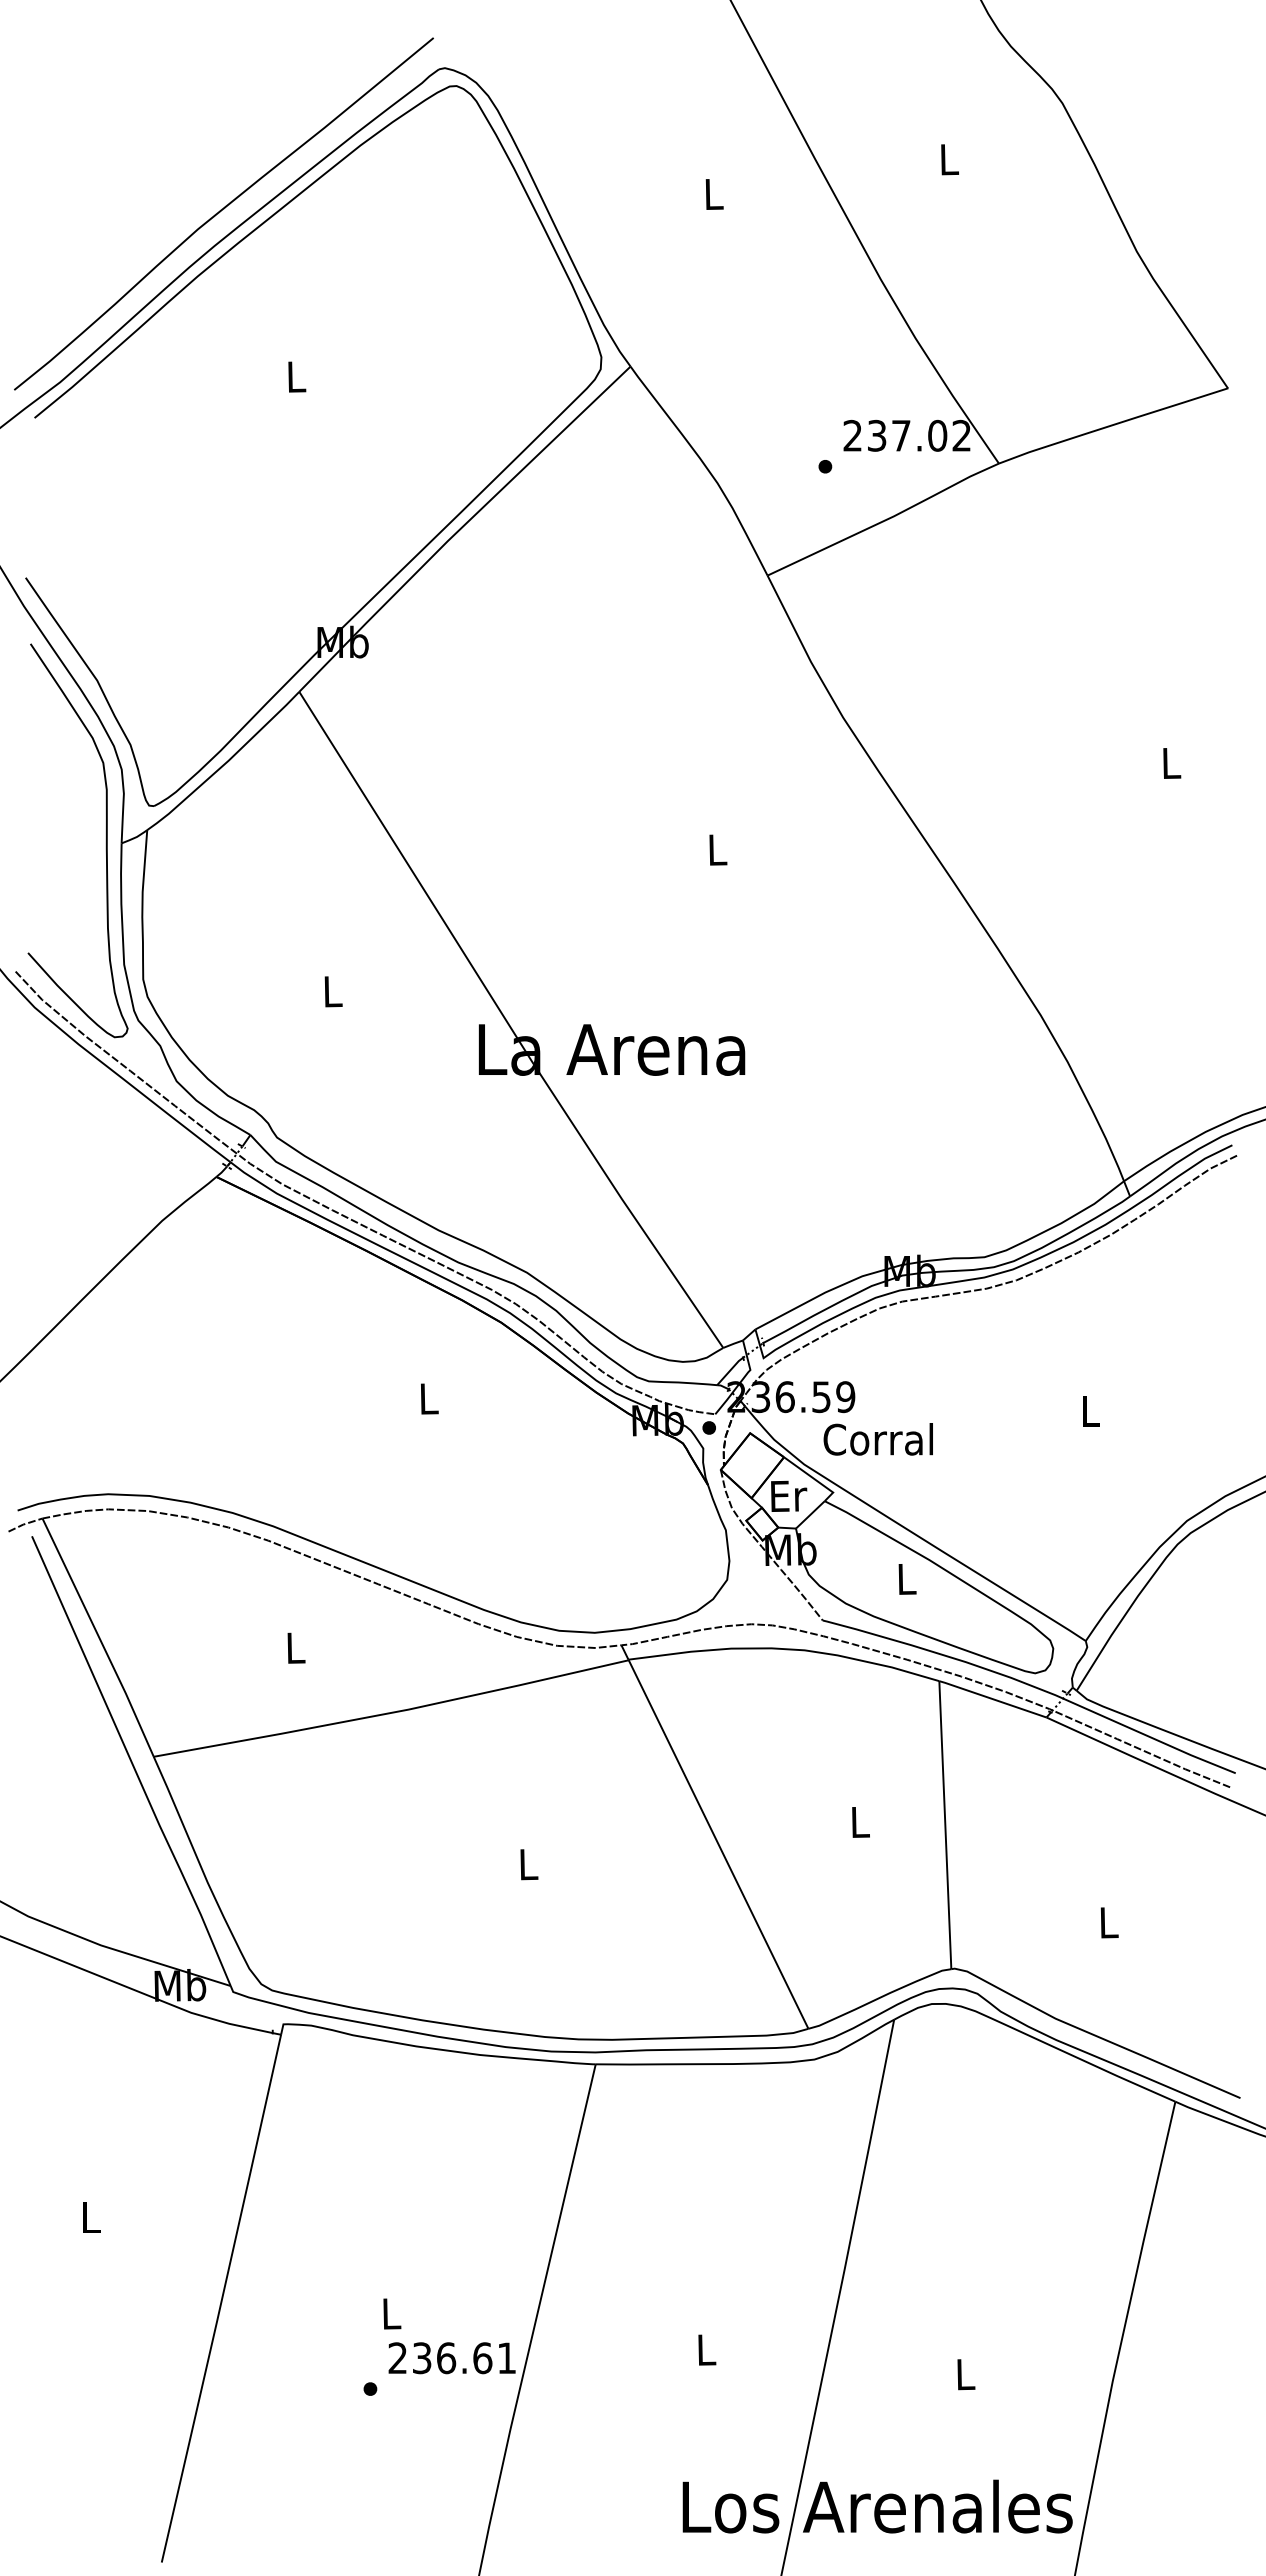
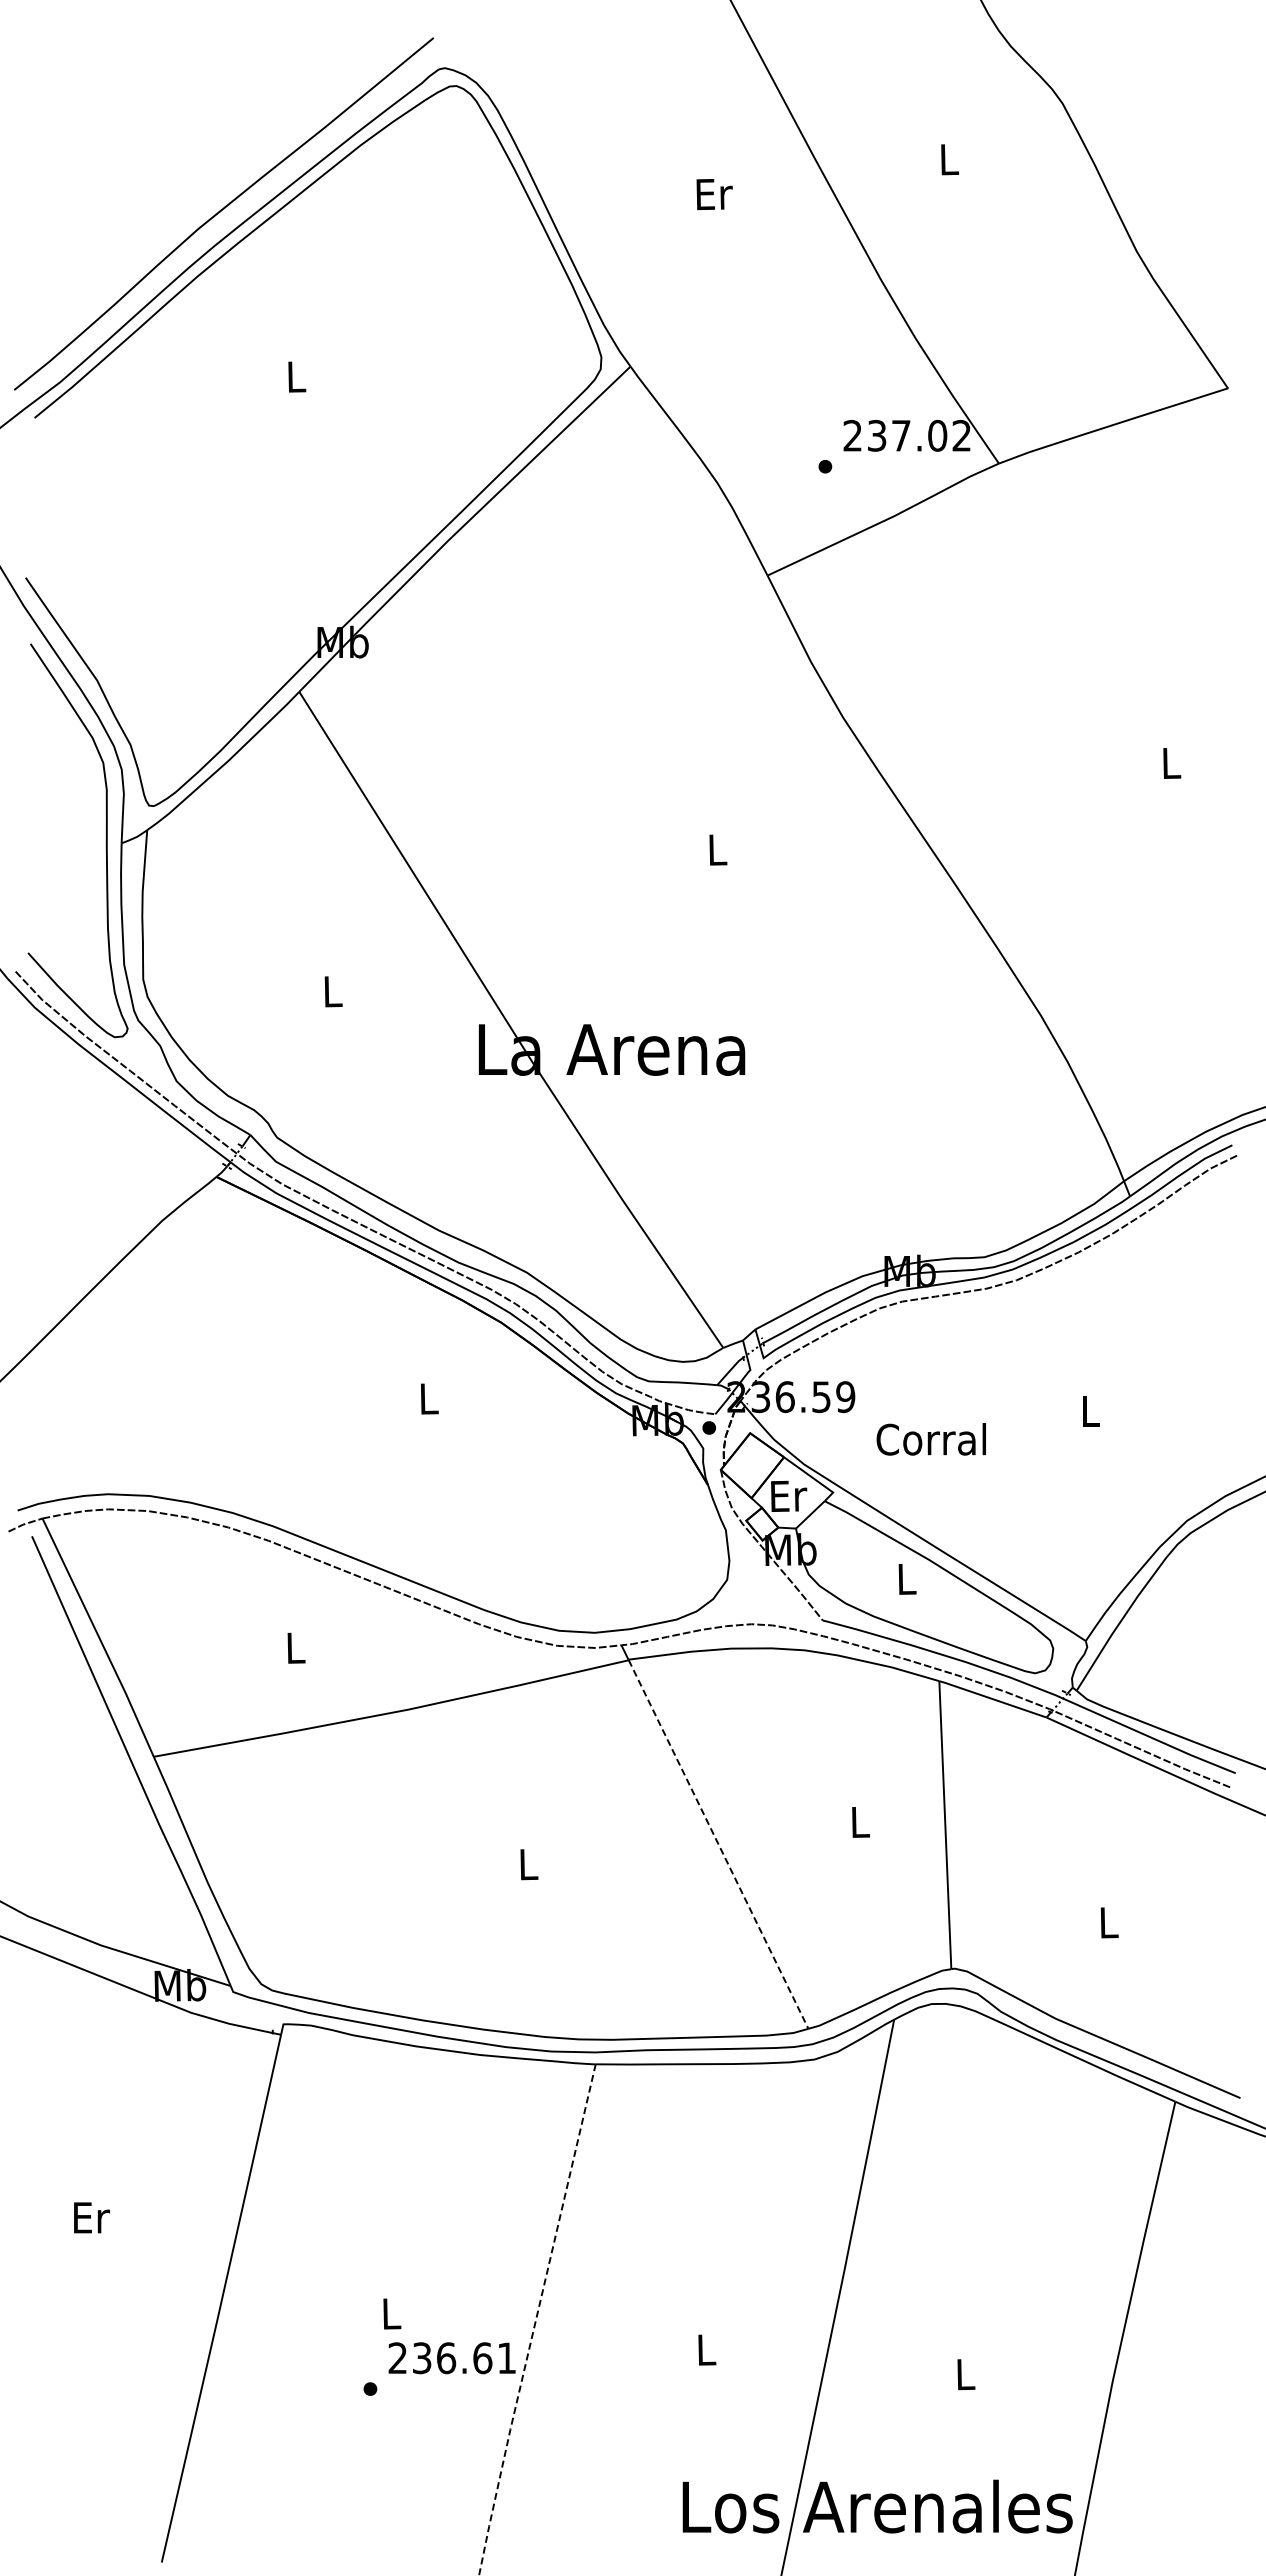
text: L -> Er (714, 194)
text position: (877, 1439) -> (930, 1439) (930, 1439)
line: solid -> dashed (718, 1844)
text: L -> Er (91, 2217)
line: solid -> dashed (535, 2321)
